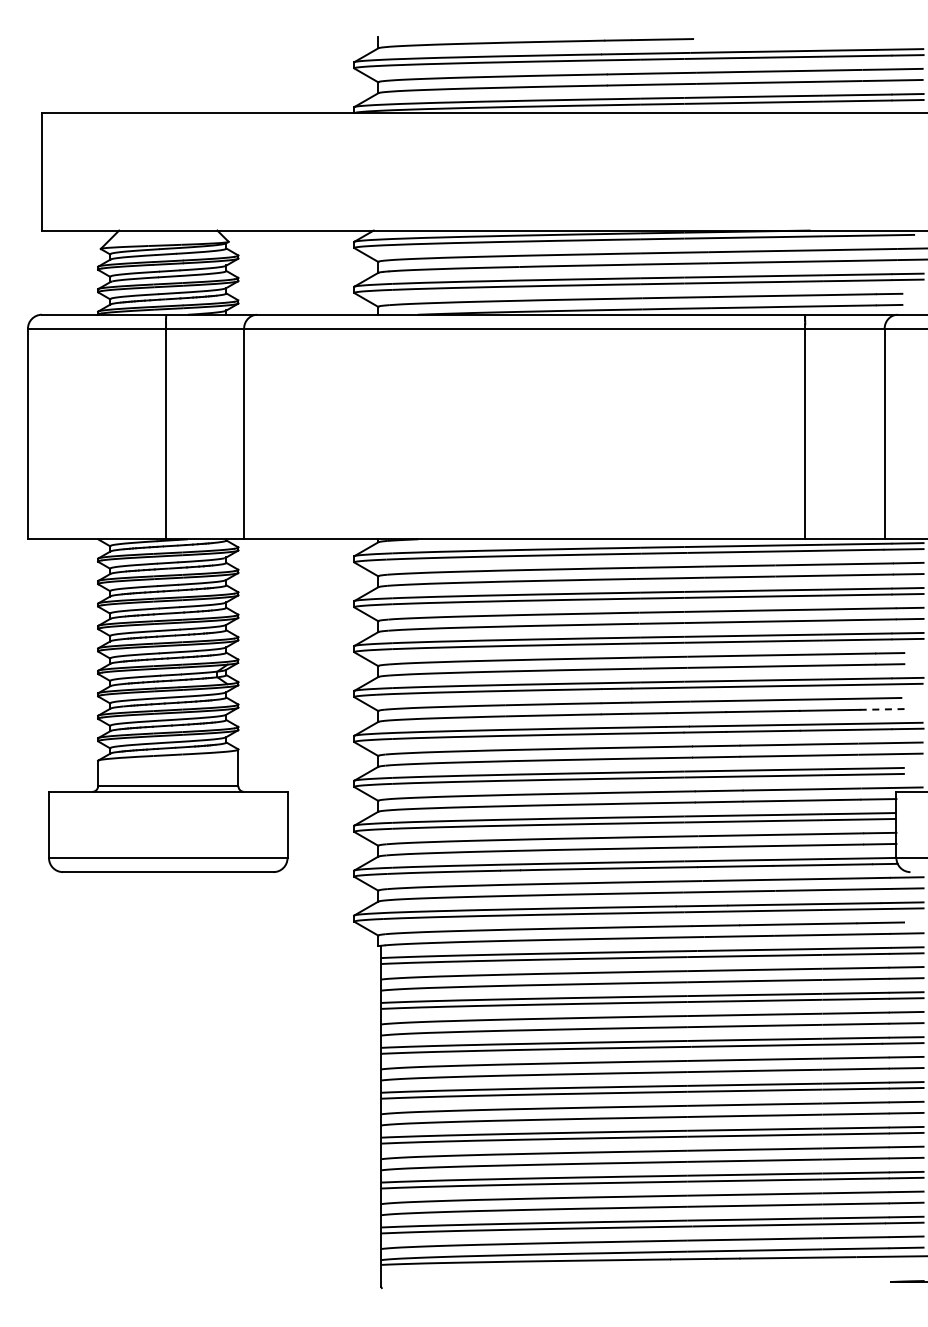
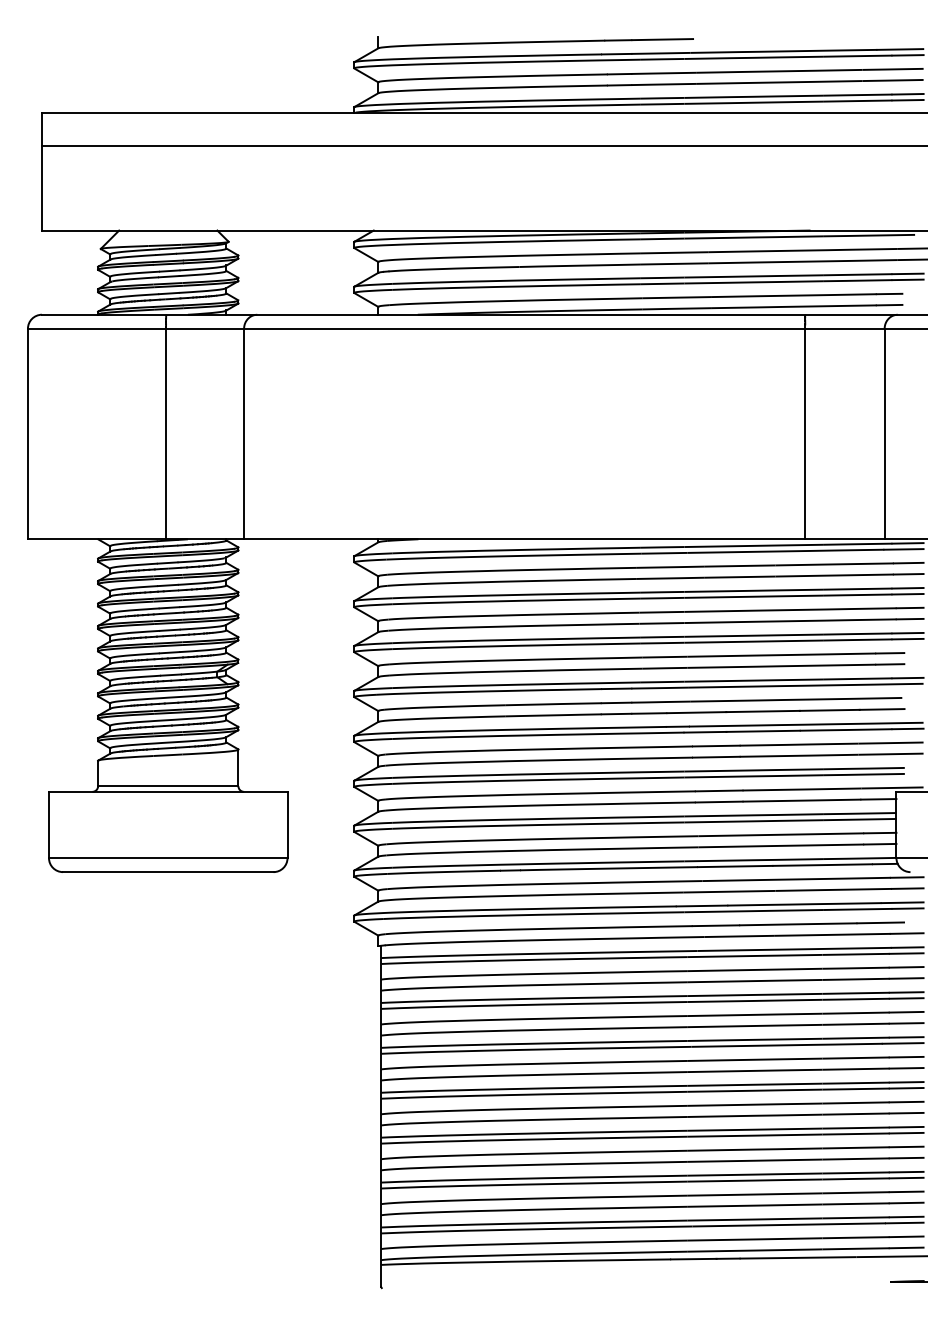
line: none -> present (482, 146)
line: dashed -> solid (881, 709)
